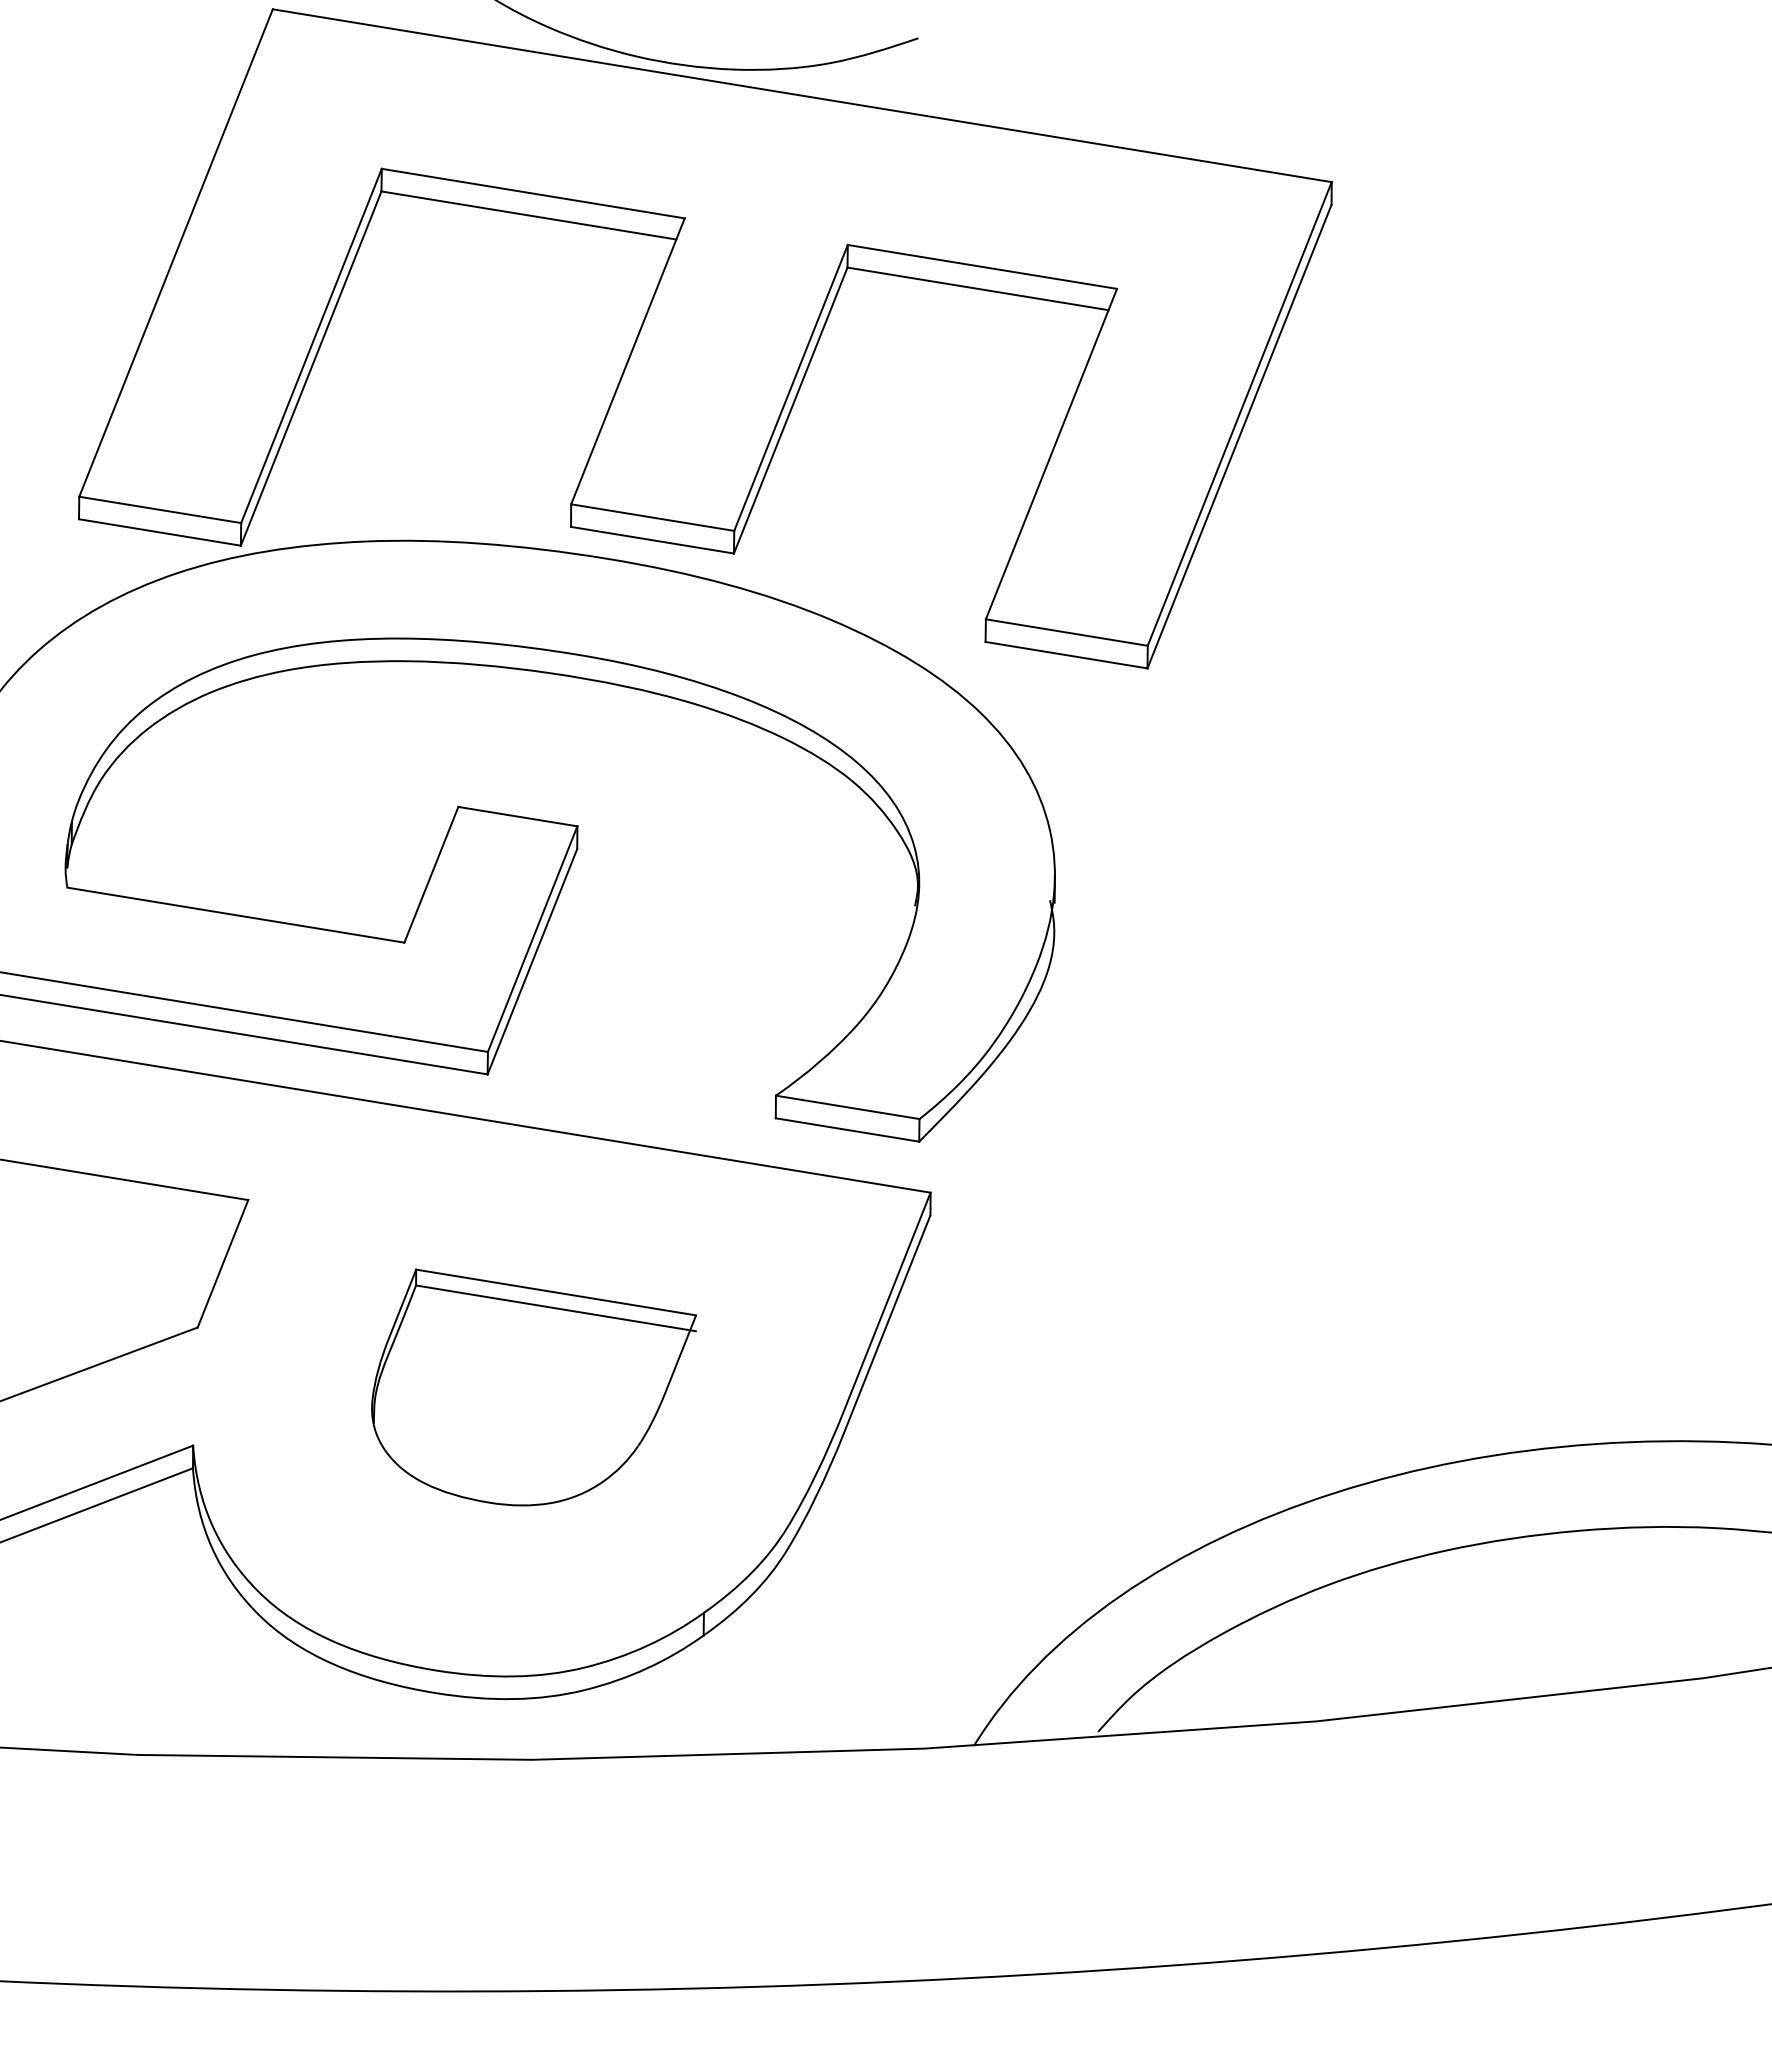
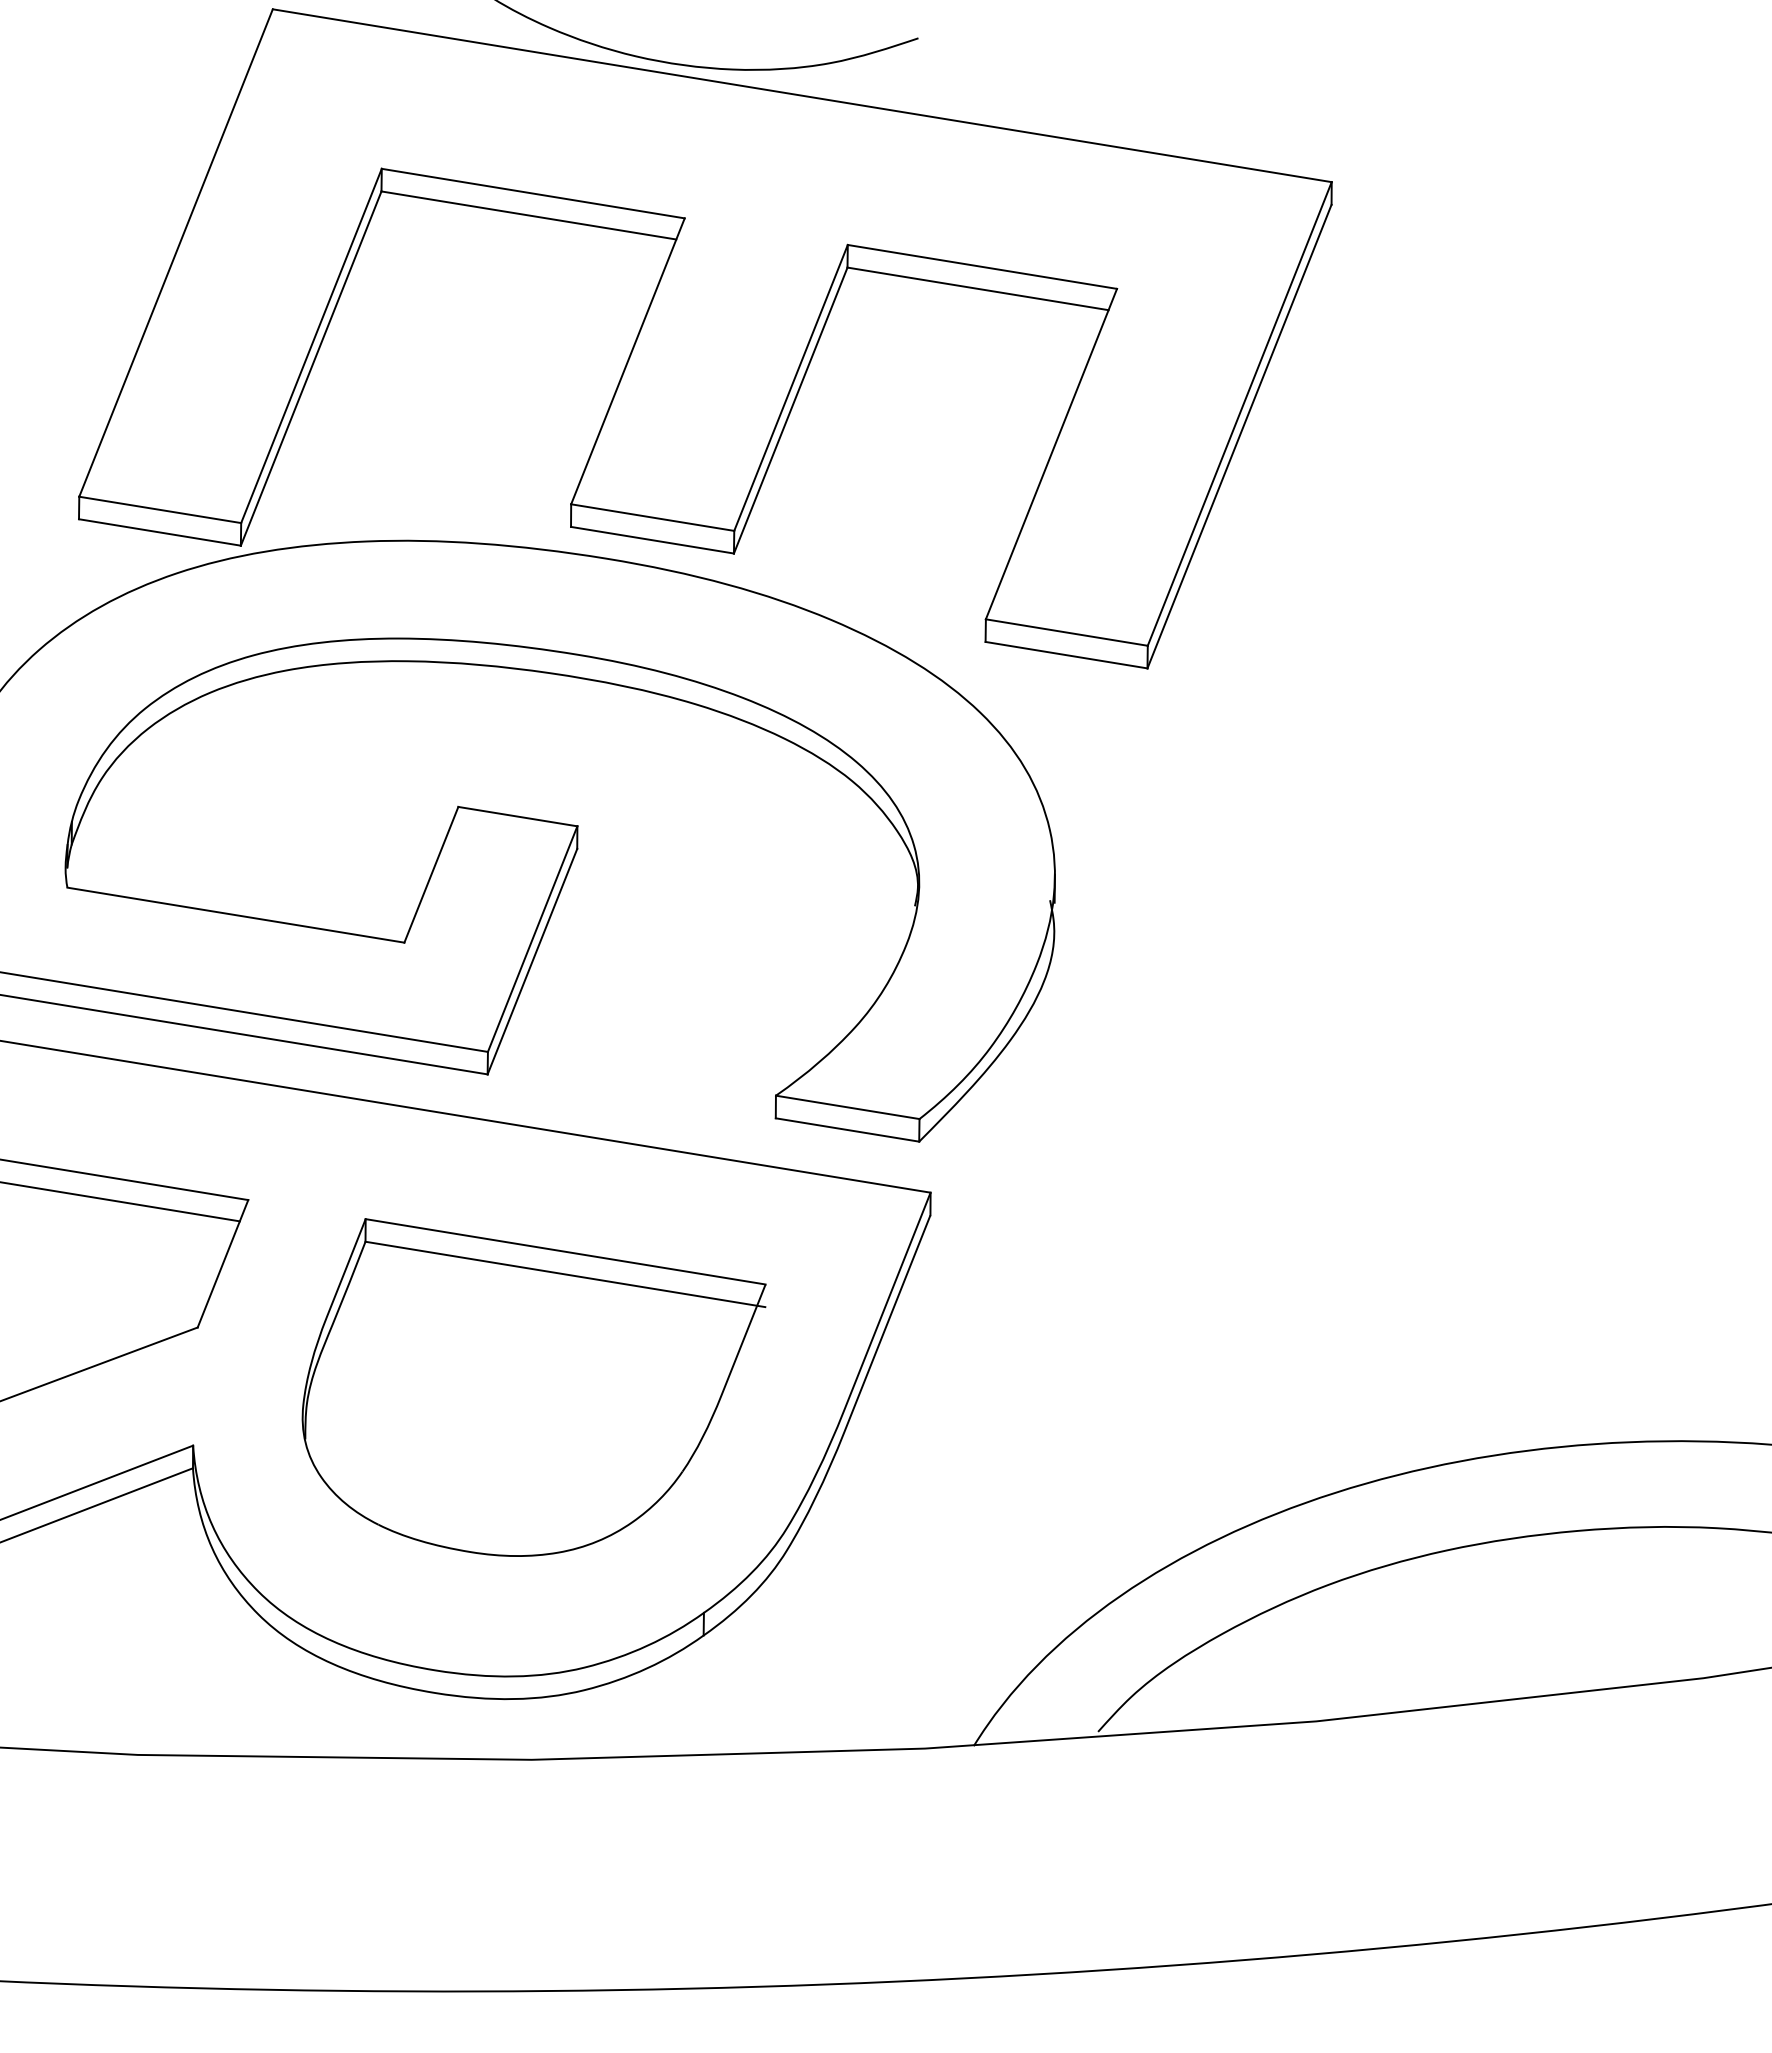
line: none -> present (120, 1201)
part size: 326x239 px -> 466x339 px (533, 1387)
